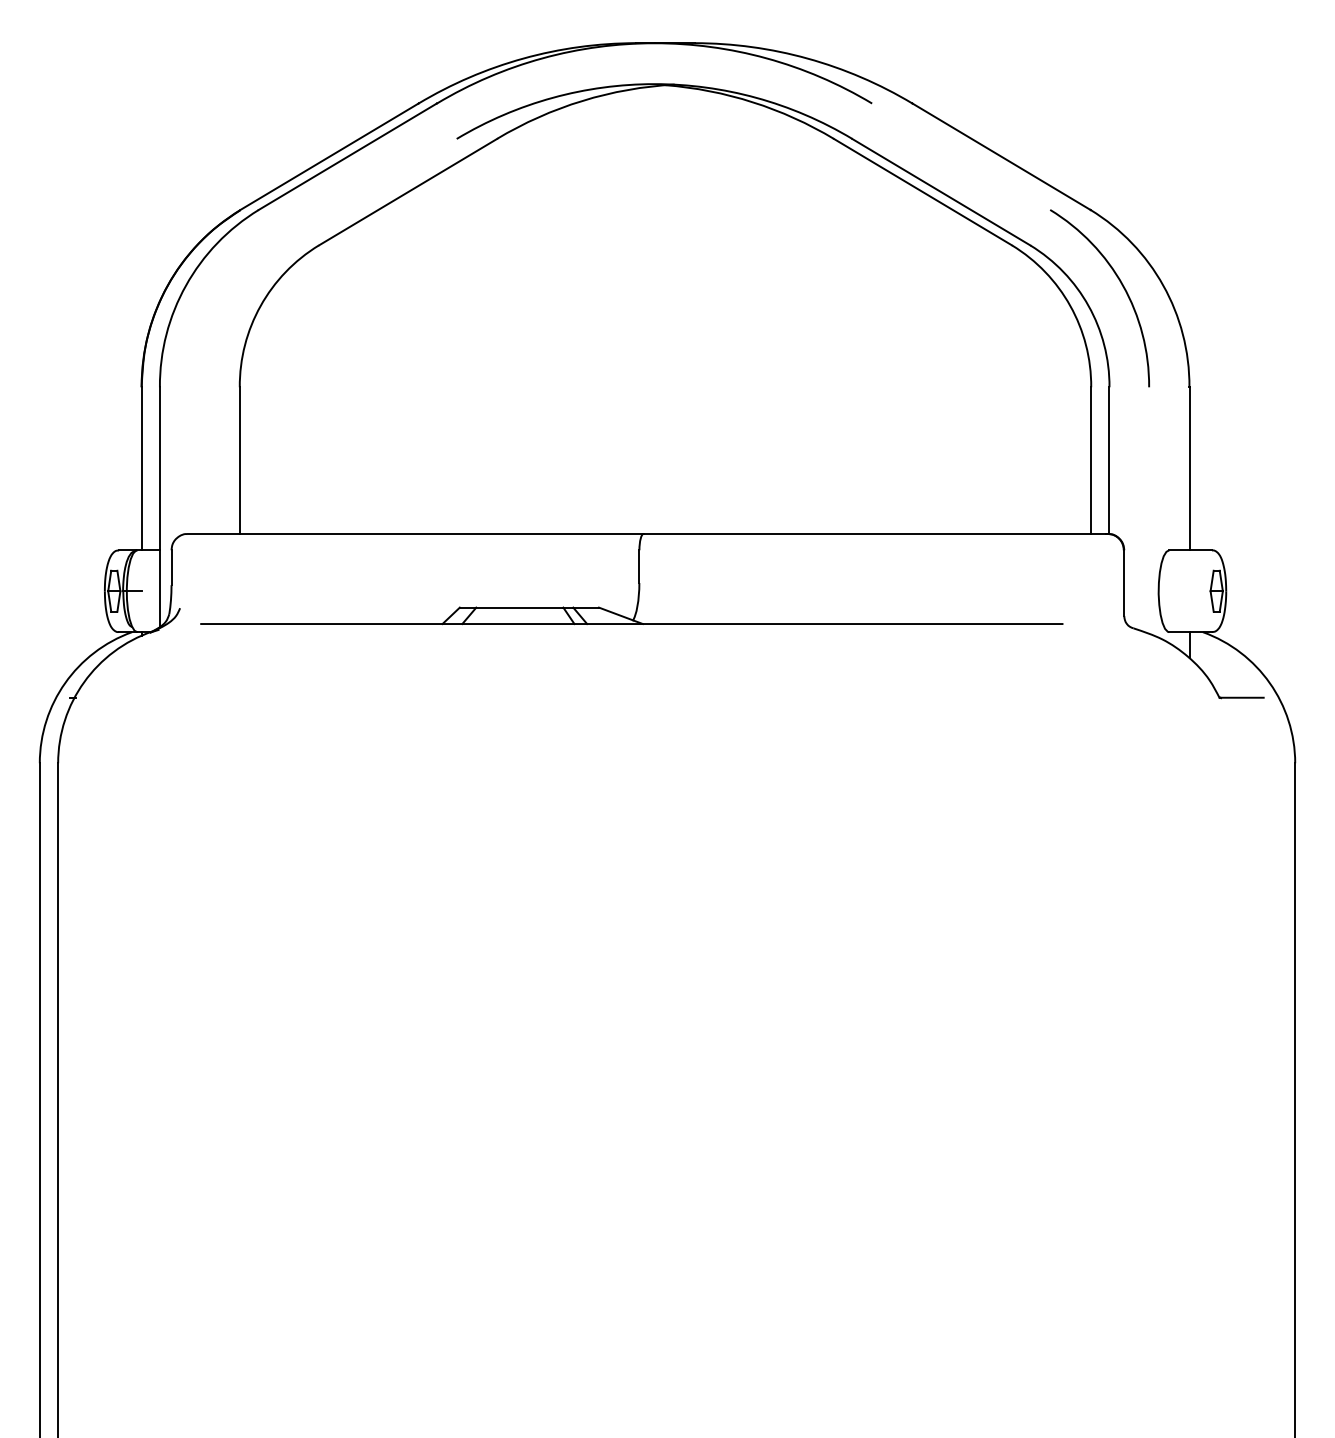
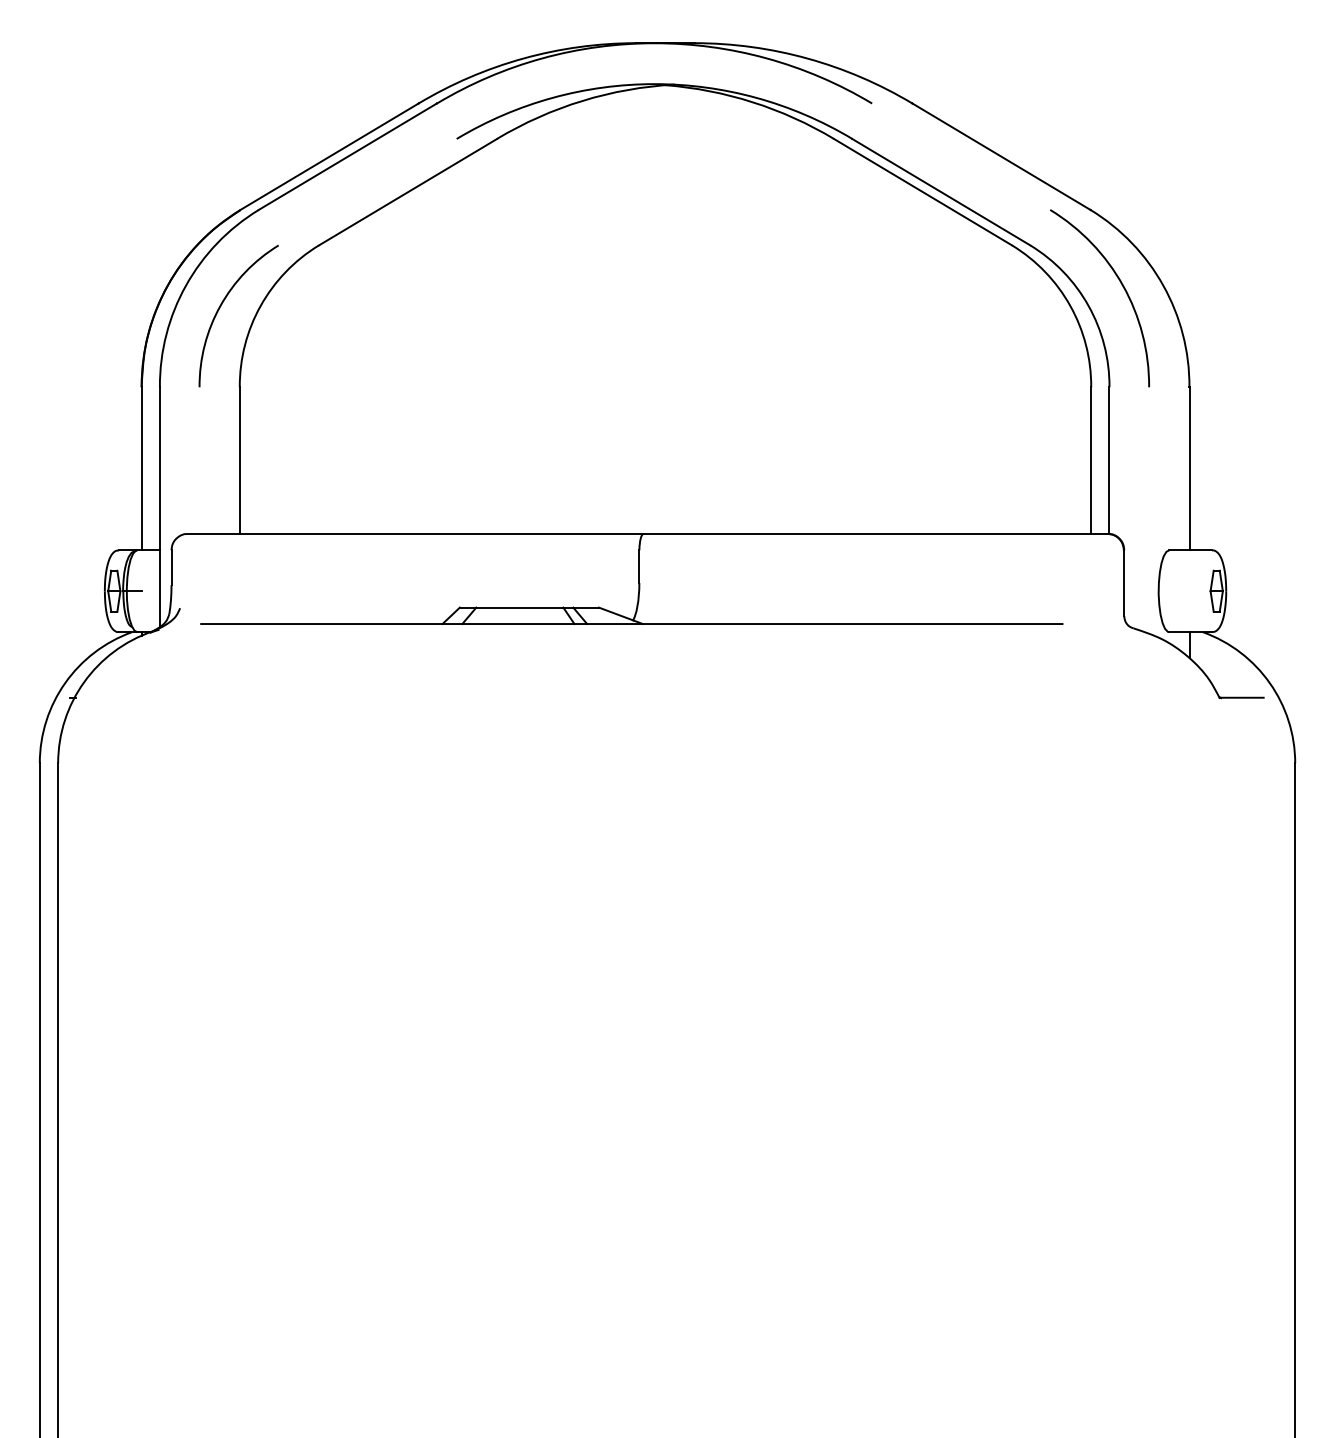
arc: none -> present (220, 308)
